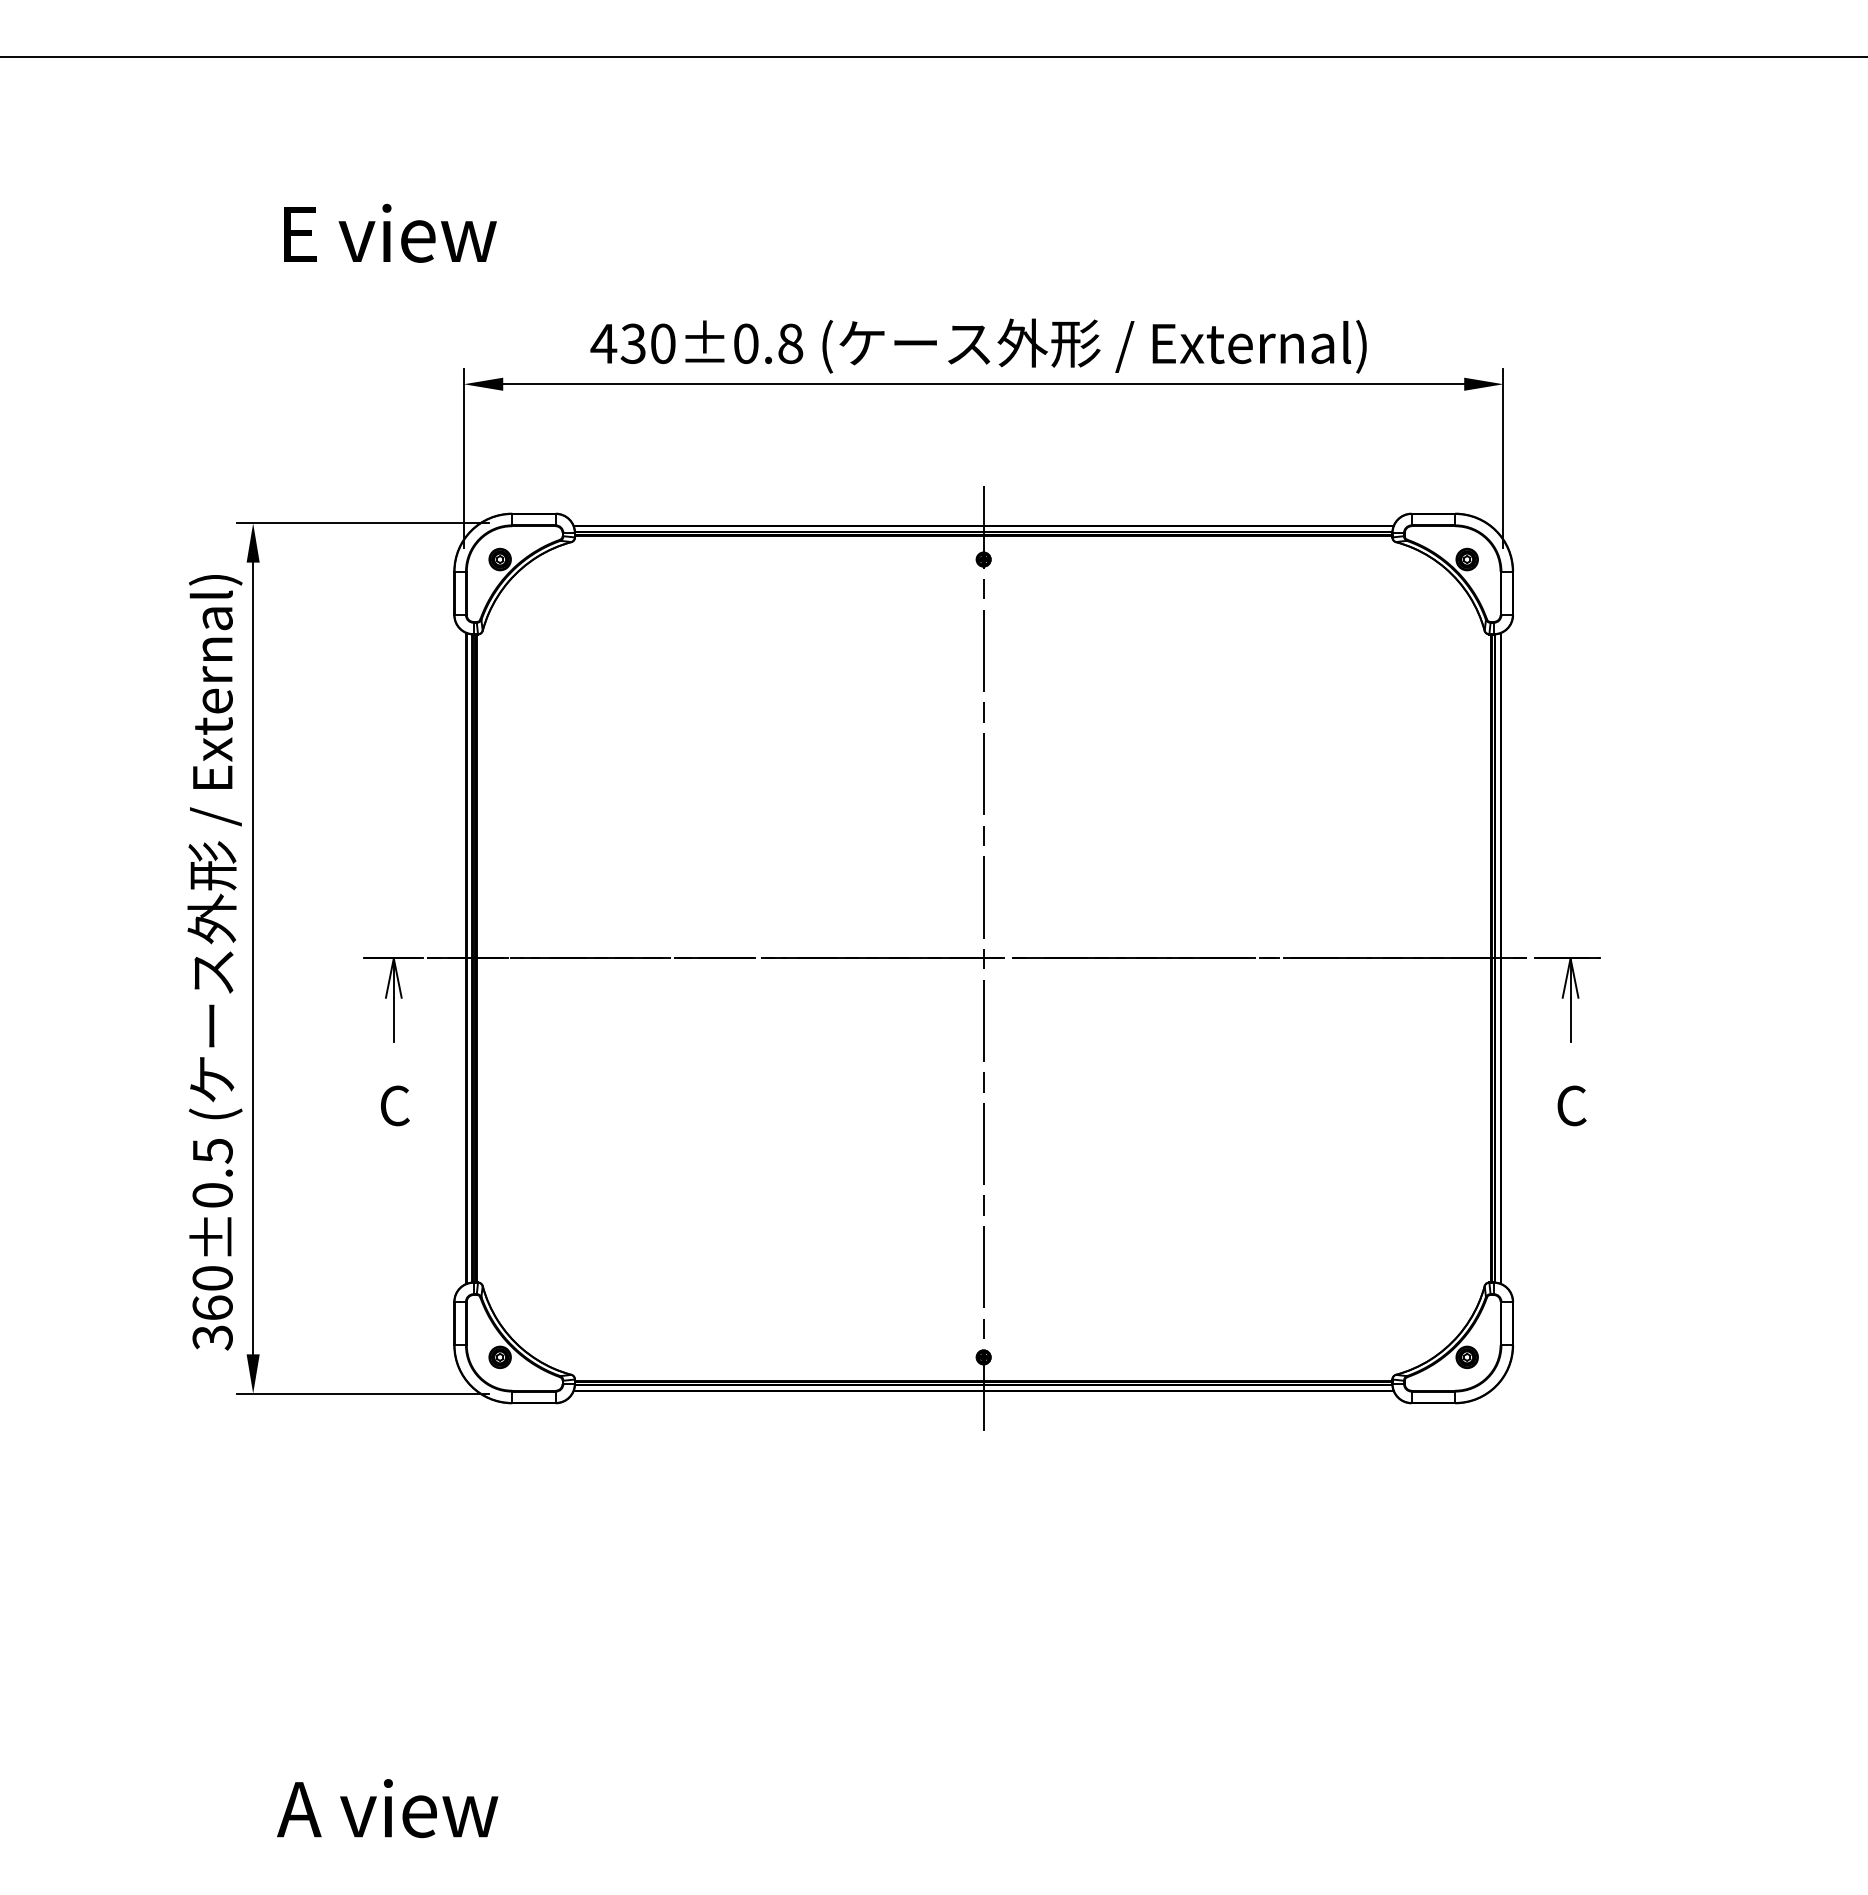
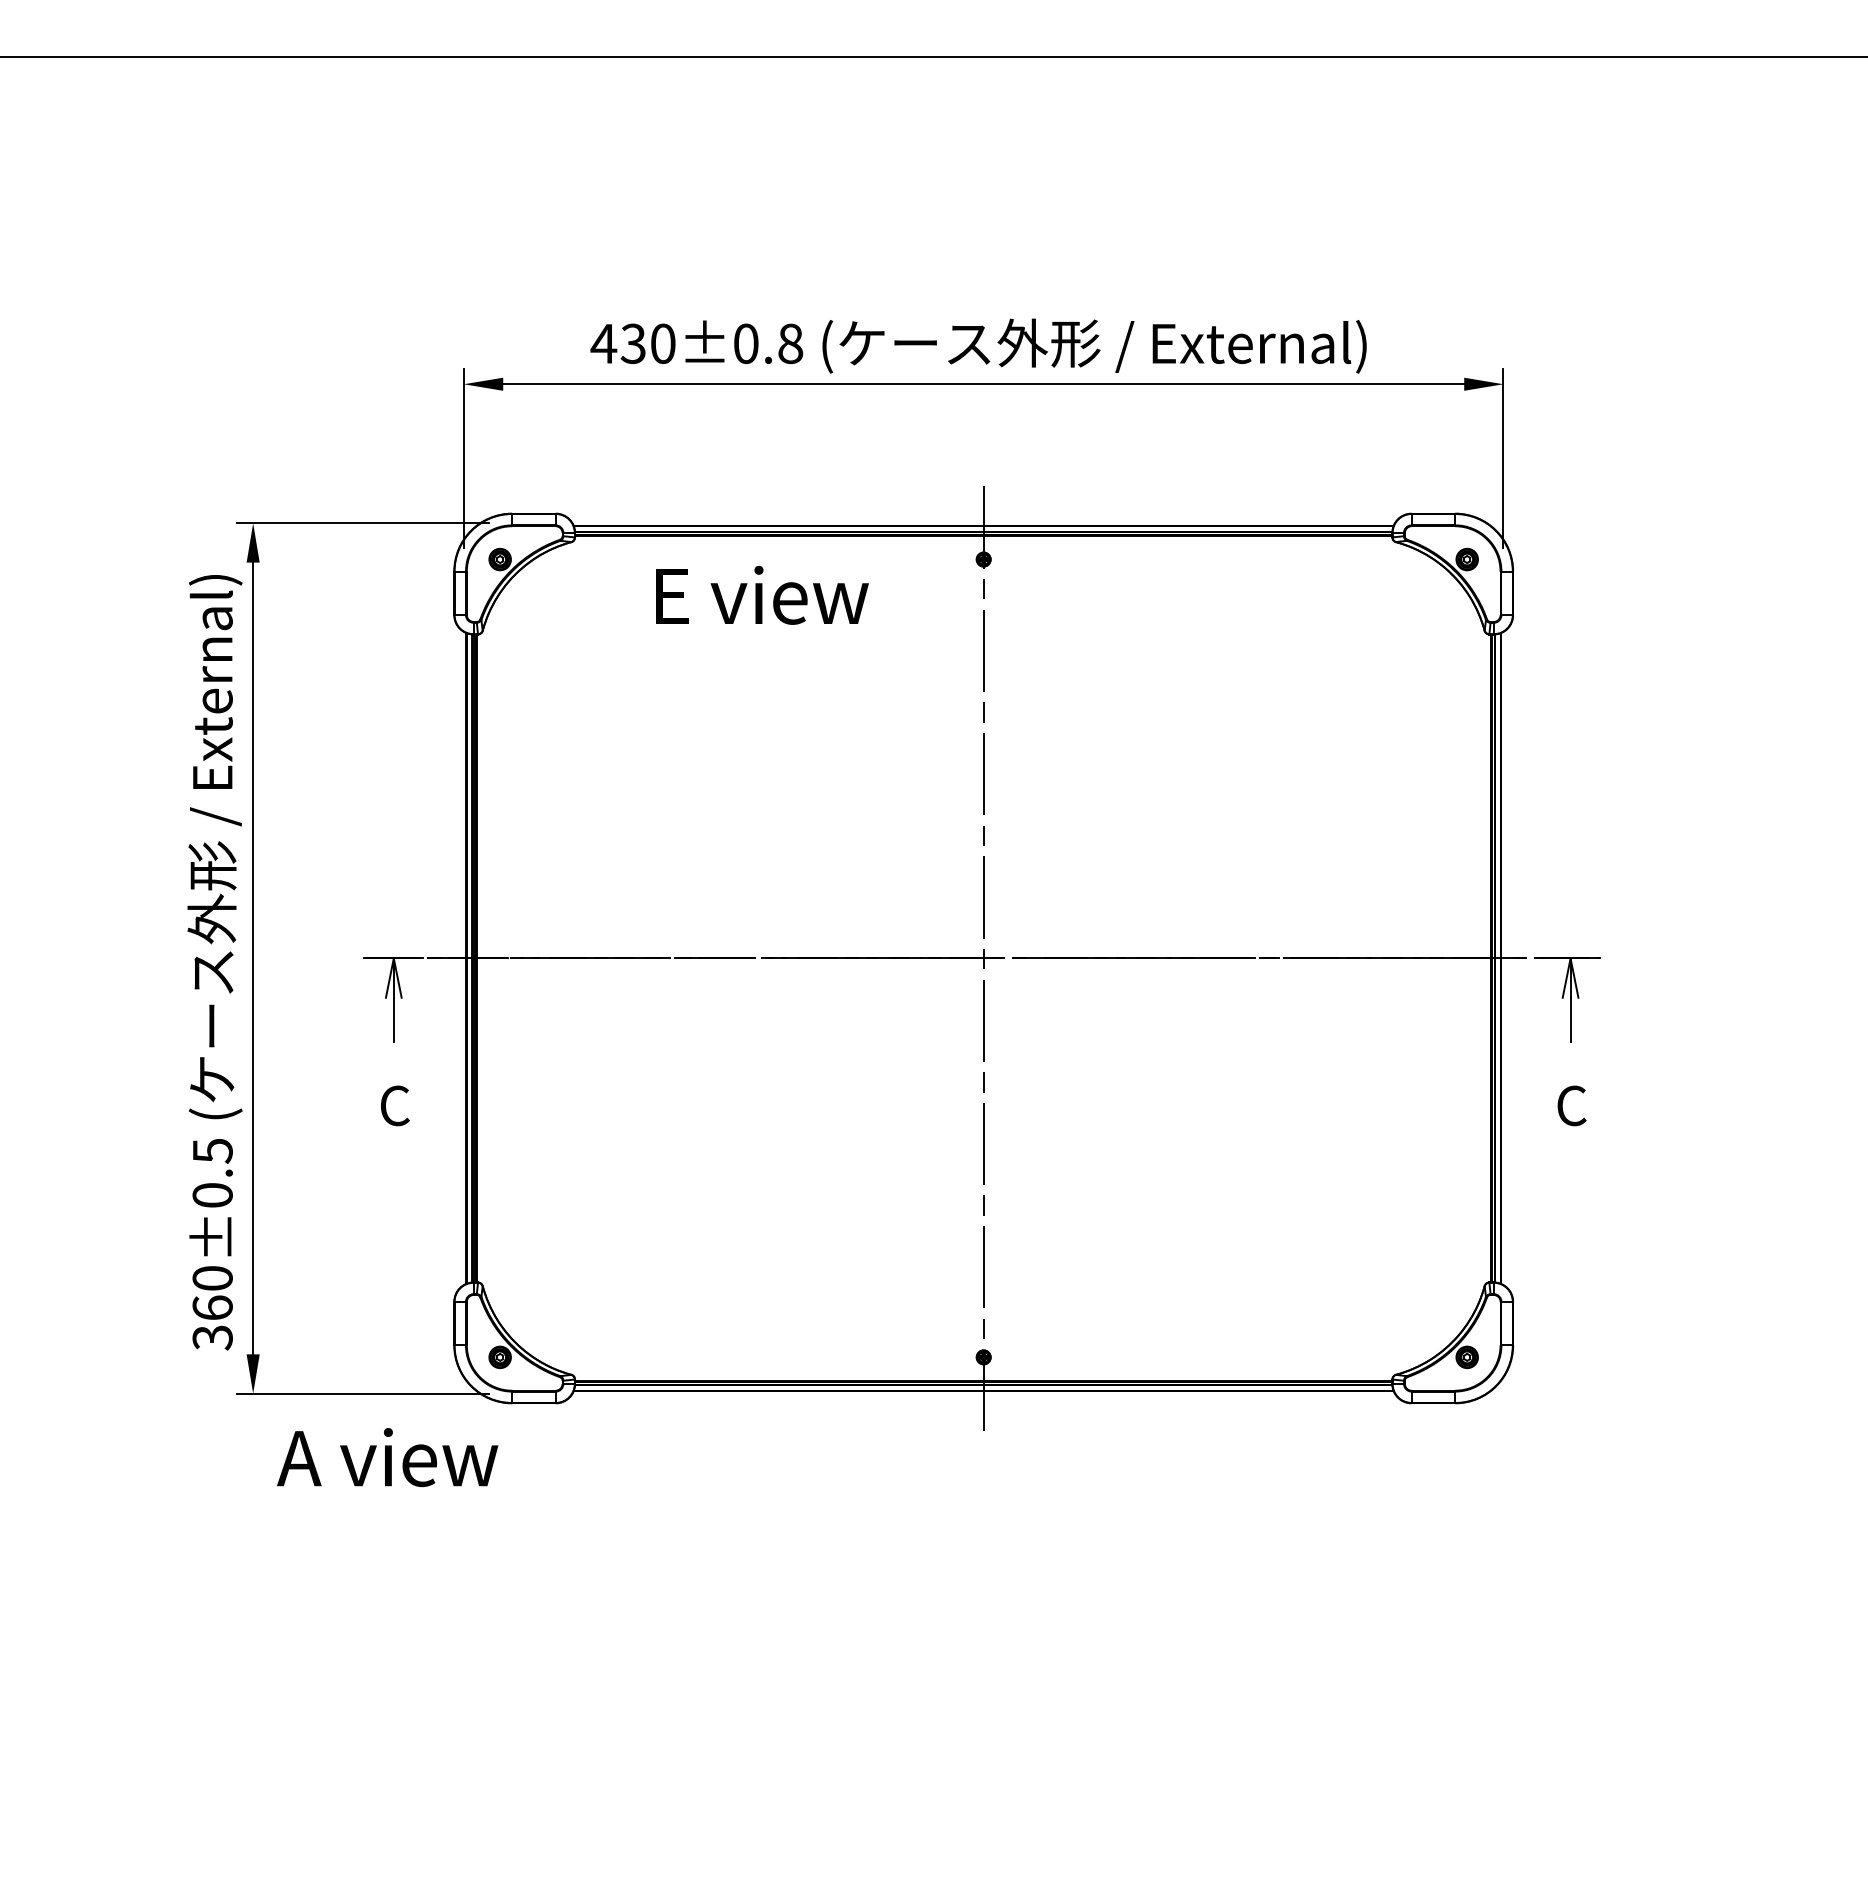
text position: (390, 232) -> (762, 594) (762, 594)
text position: (387, 1808) -> (387, 1457) (387, 1457)
